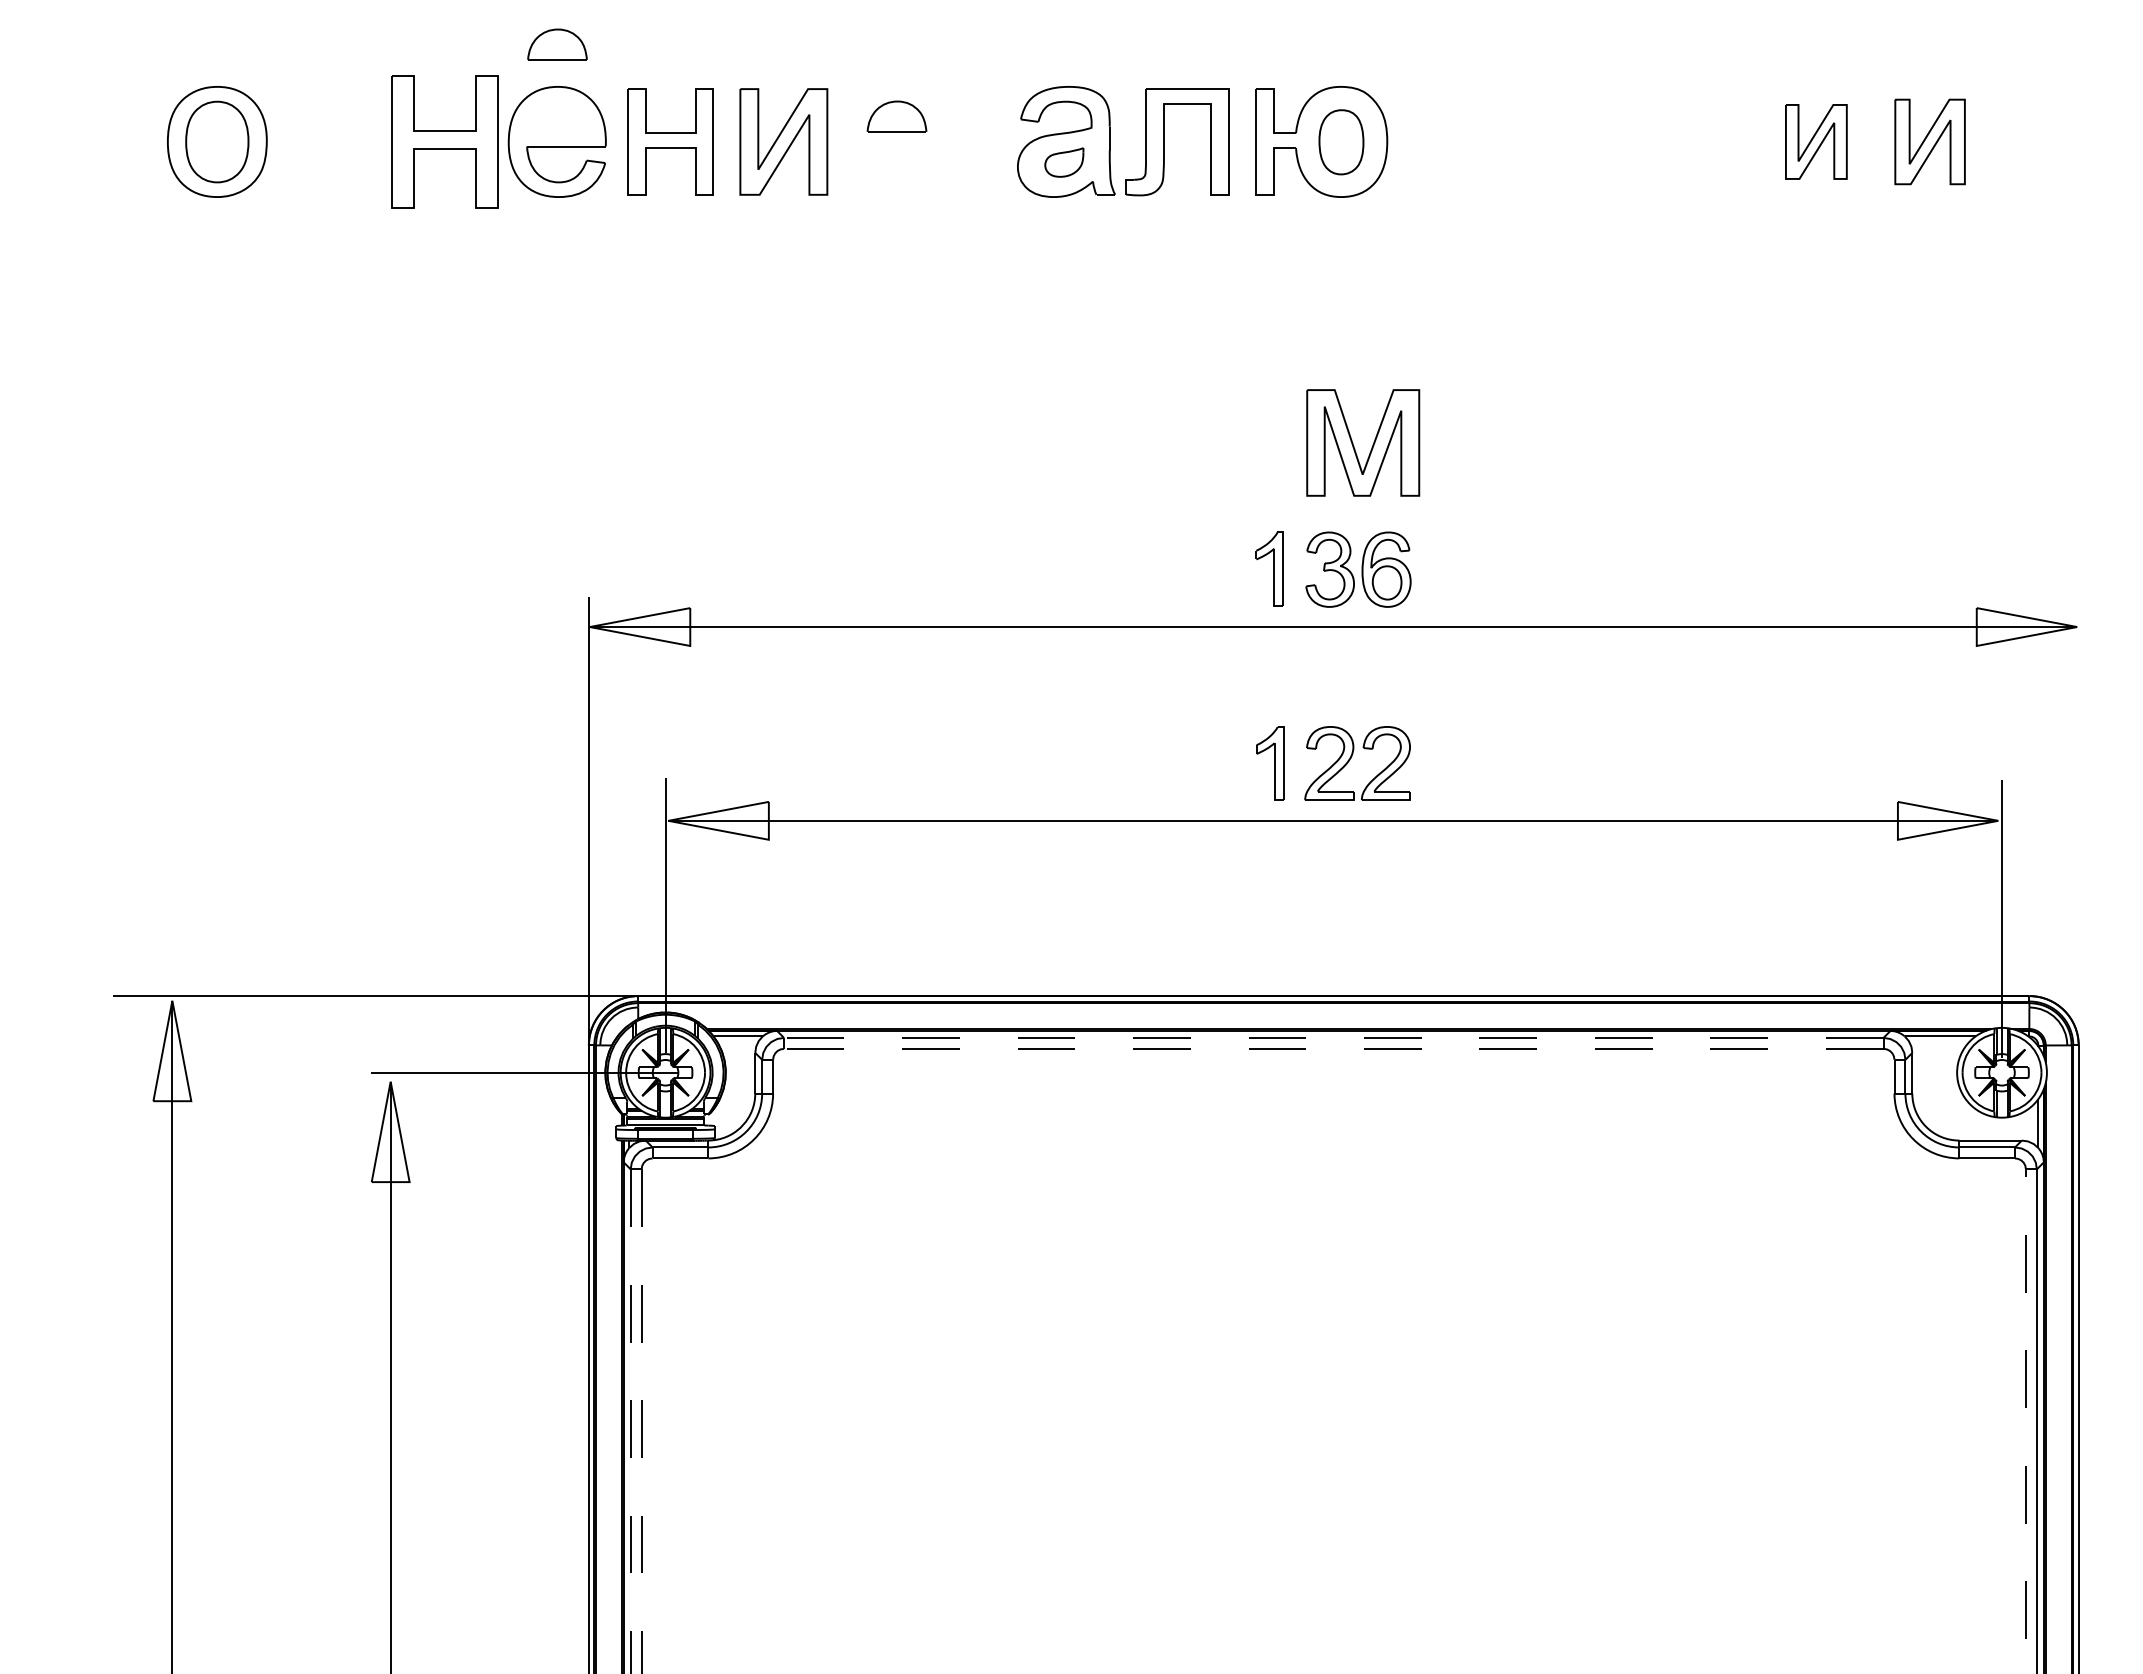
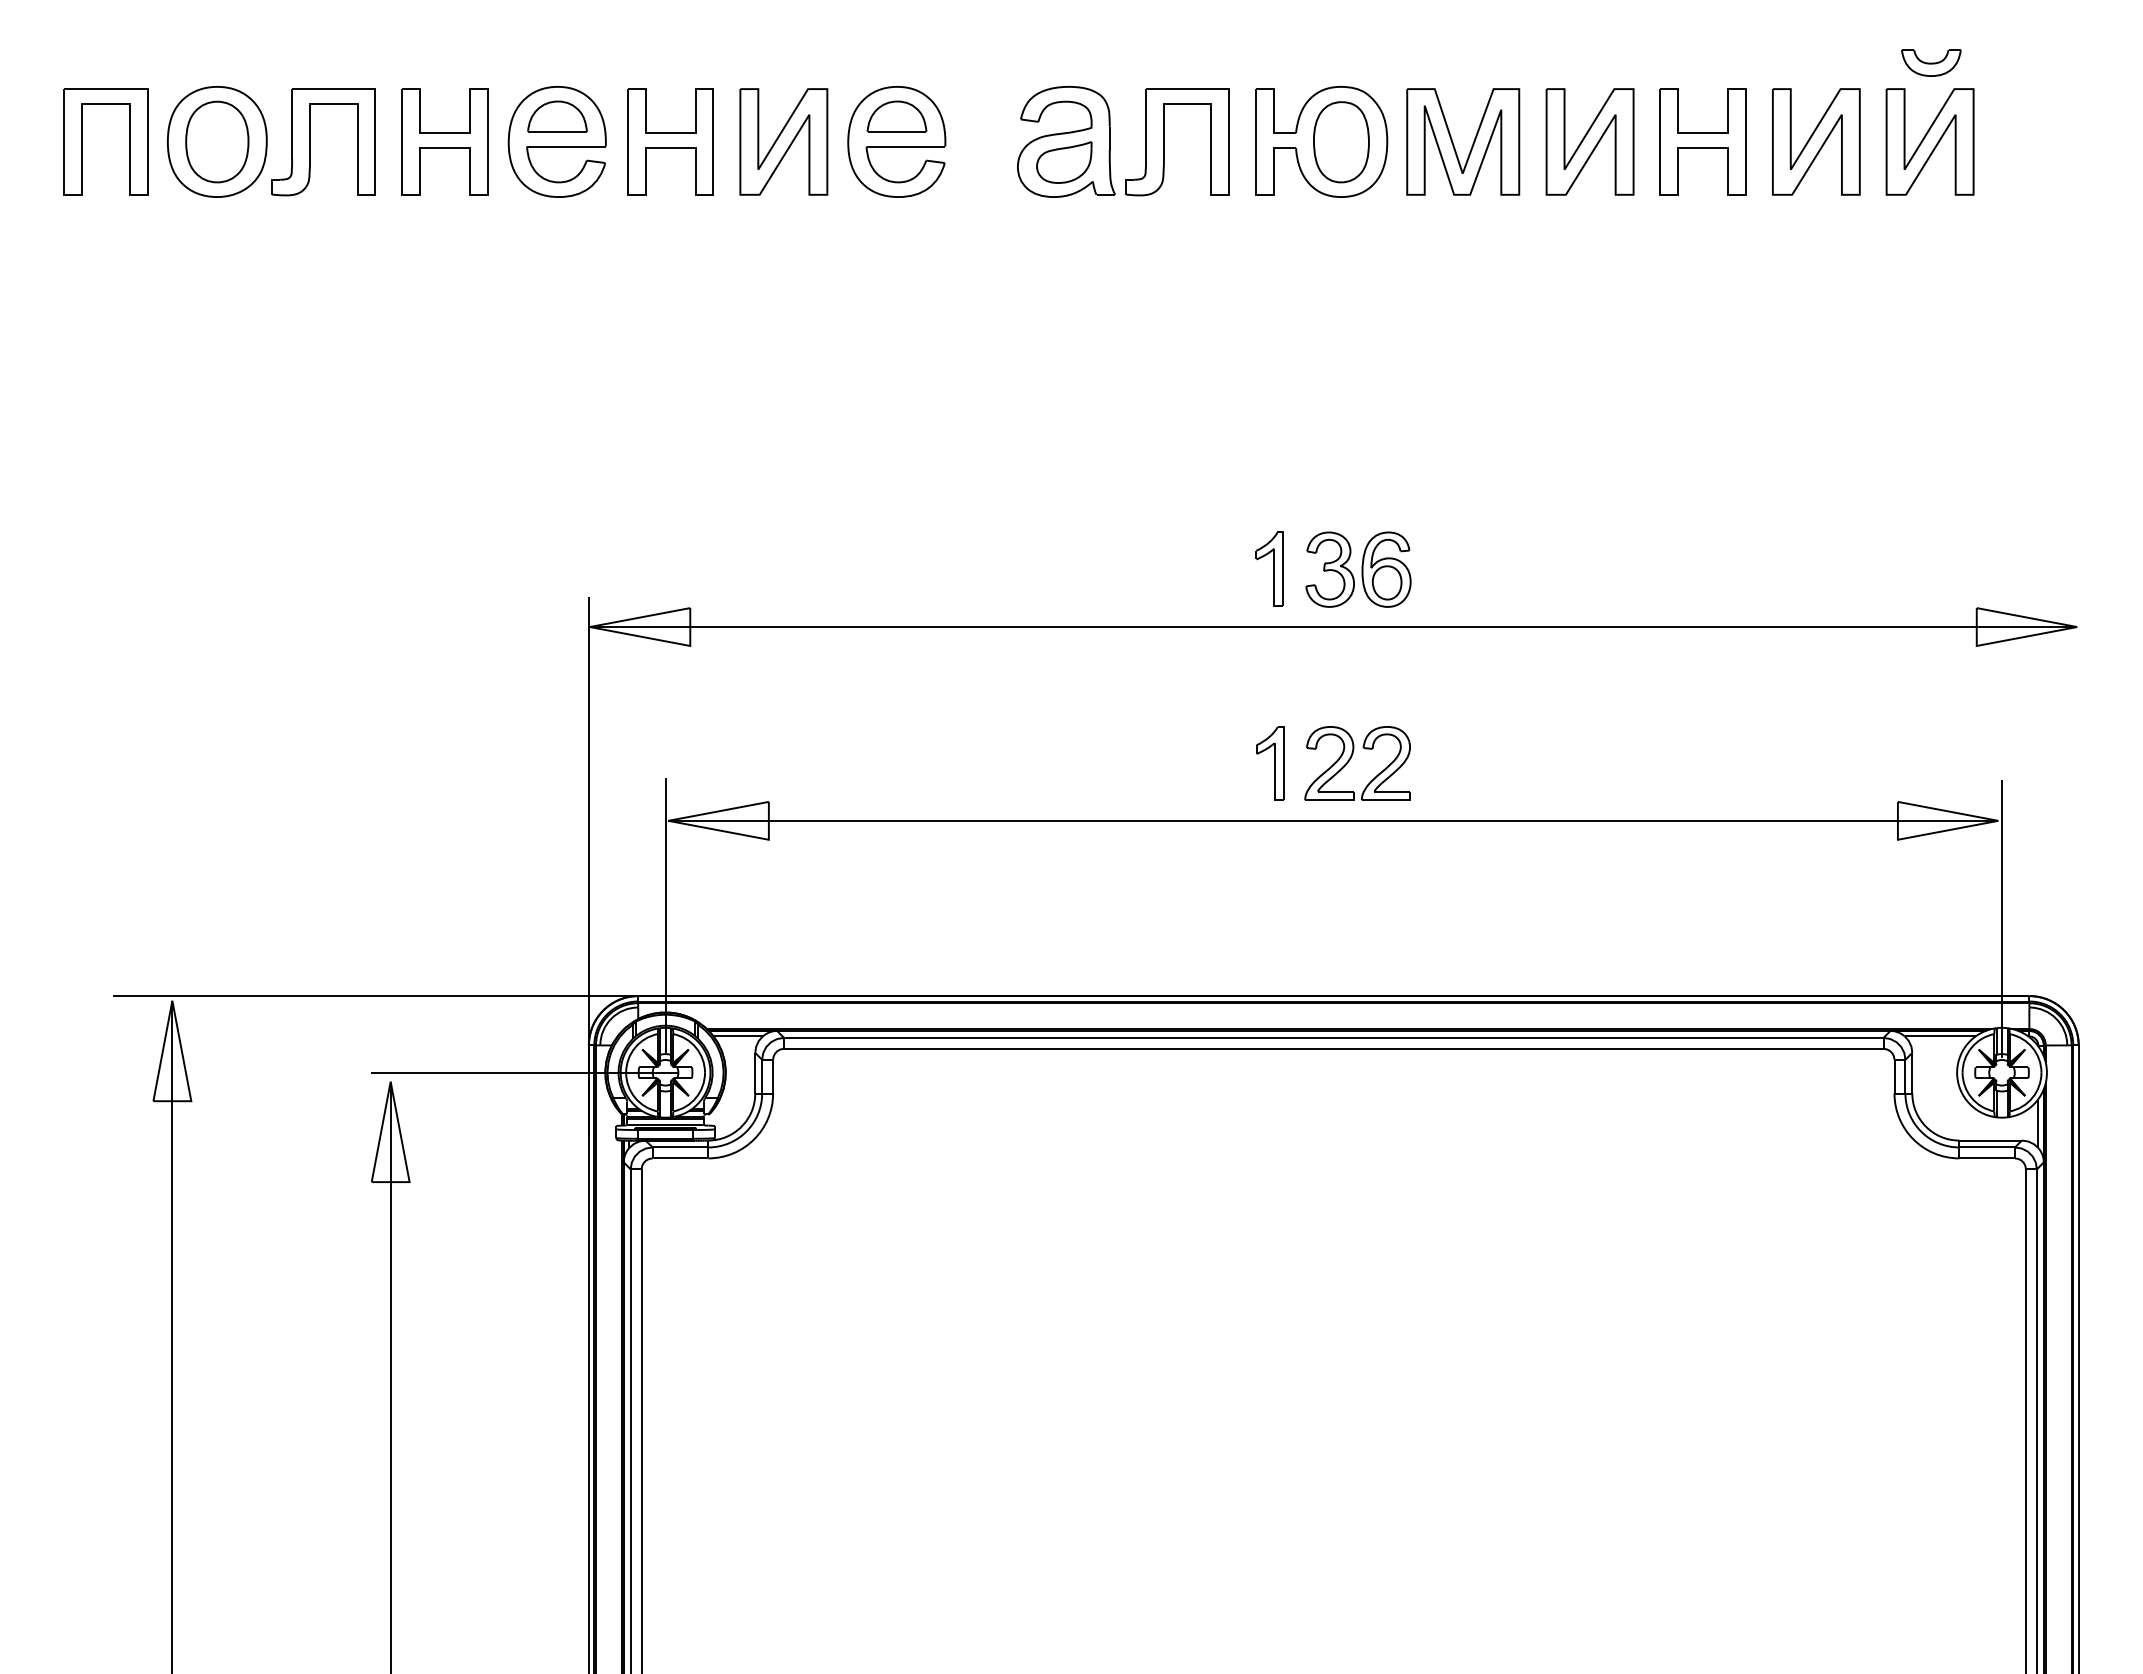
part position: (557, 44) -> (557, 116) (557, 116)
part: none -> present (1931, 62)
part: none -> present (82, 141)
part size: 108x134 px -> 88x108 px (444, 141)
part: none -> present (896, 141)
part: none -> present (1589, 141)
part: none -> present (1702, 141)
part size: 63x76 px -> 89x108 px (1816, 141)
part size: 72x88 px -> 90x108 px (1929, 141)
part: none -> present (310, 142)
part size: 47x67 px -> 57x83 px (1341, 142)
part size: 41x31 px -> 57x43 px (1064, 162)
part position: (1372, 444) -> (1472, 143) (1472, 143)
line: dashed -> solid (1333, 1037)
line: dashed -> solid (1333, 1048)
line: dashed -> solid (630, 1421)
line: dashed -> solid (641, 1421)
line: dashed -> solid (2025, 1421)
